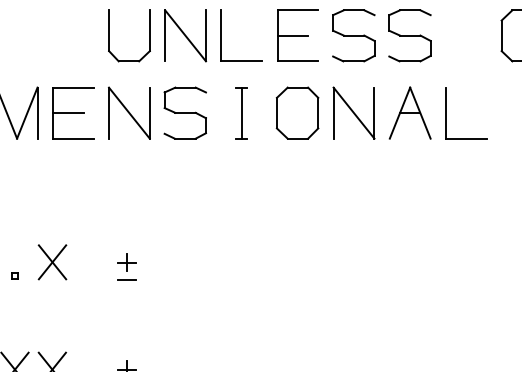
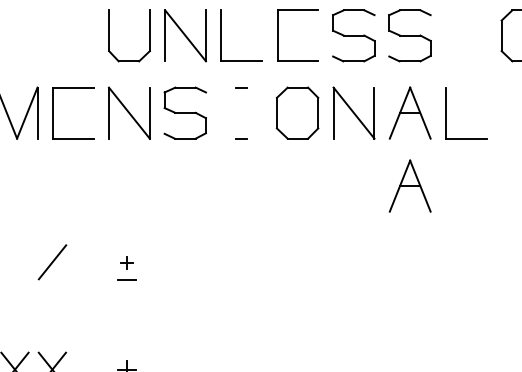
line: present -> none (292, 35)
line: present -> none (67, 112)
line: present -> none (241, 112)
part: none -> present (409, 185)
line: present -> none (52, 262)
part size: 20x19 px -> 14x14 px (126, 262)
part: present -> none (14, 275)
